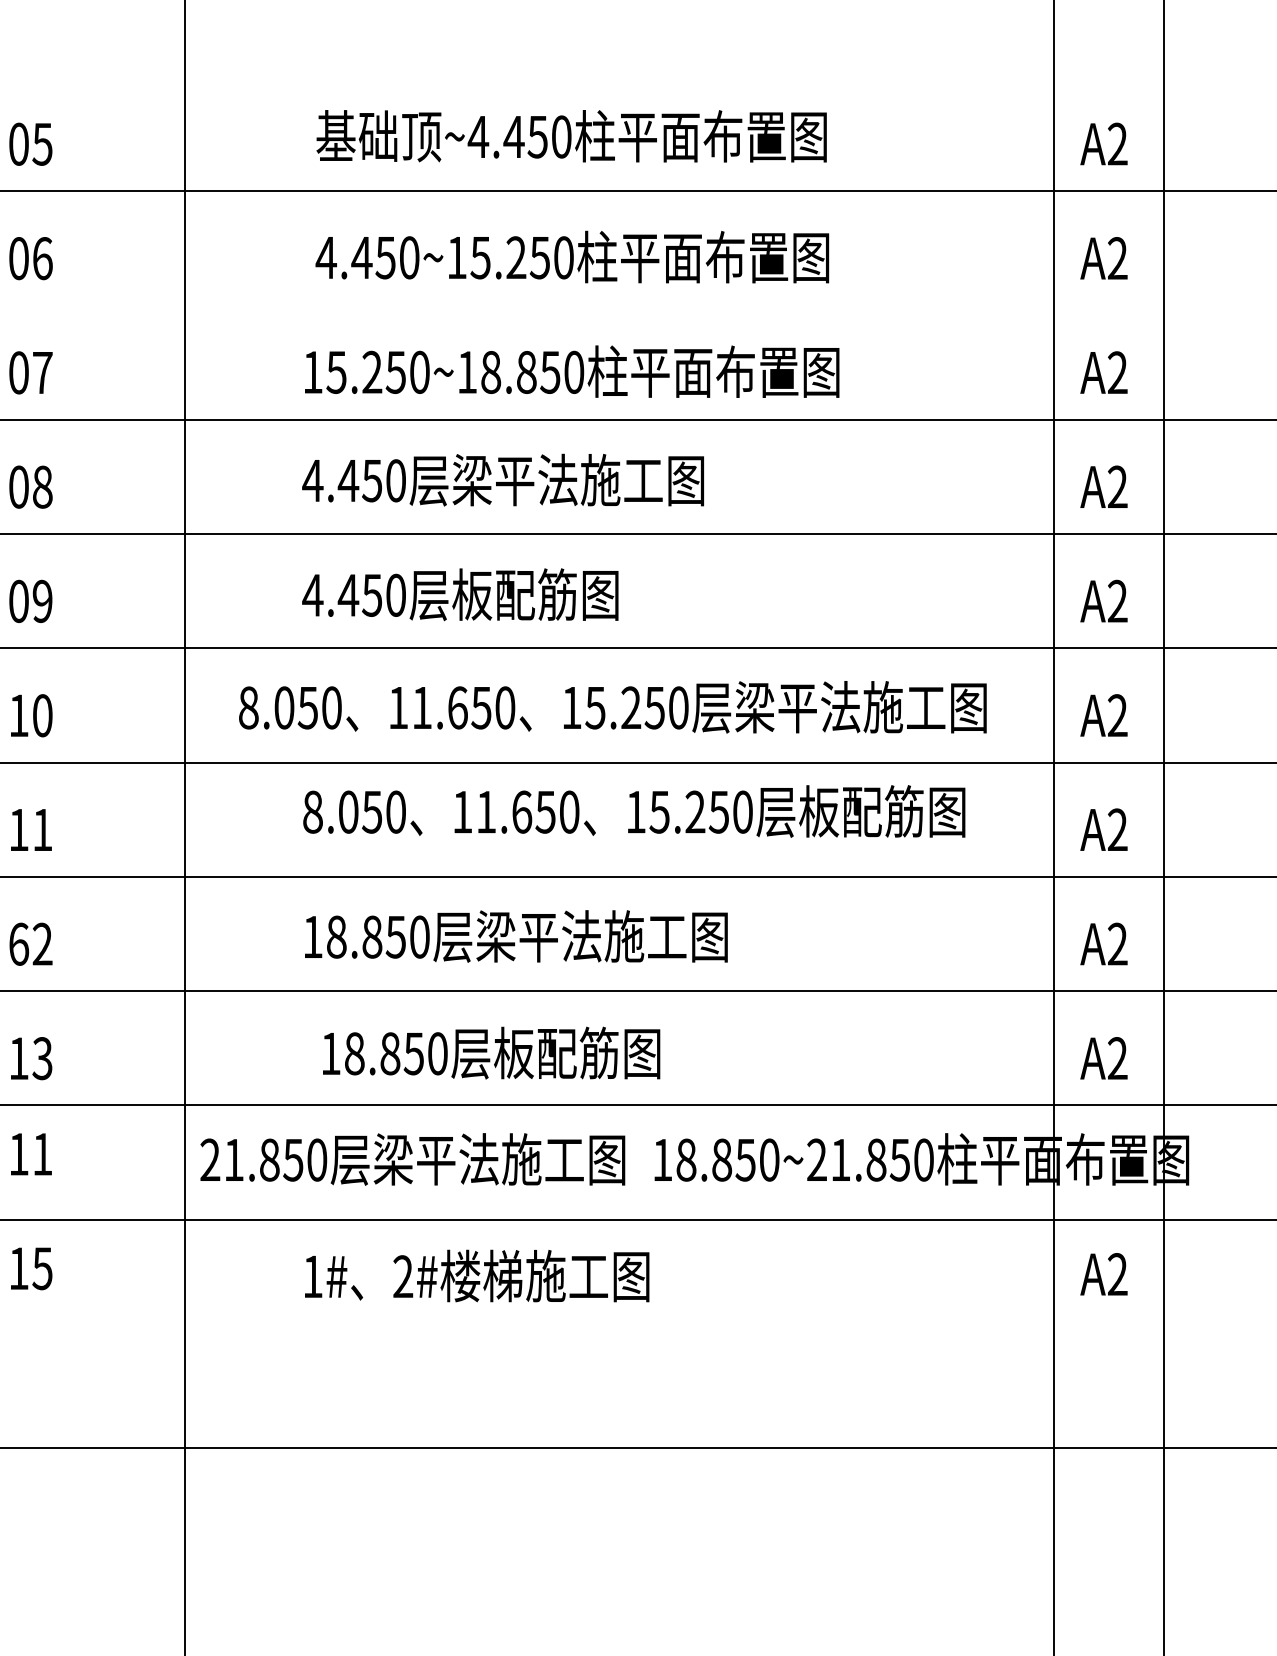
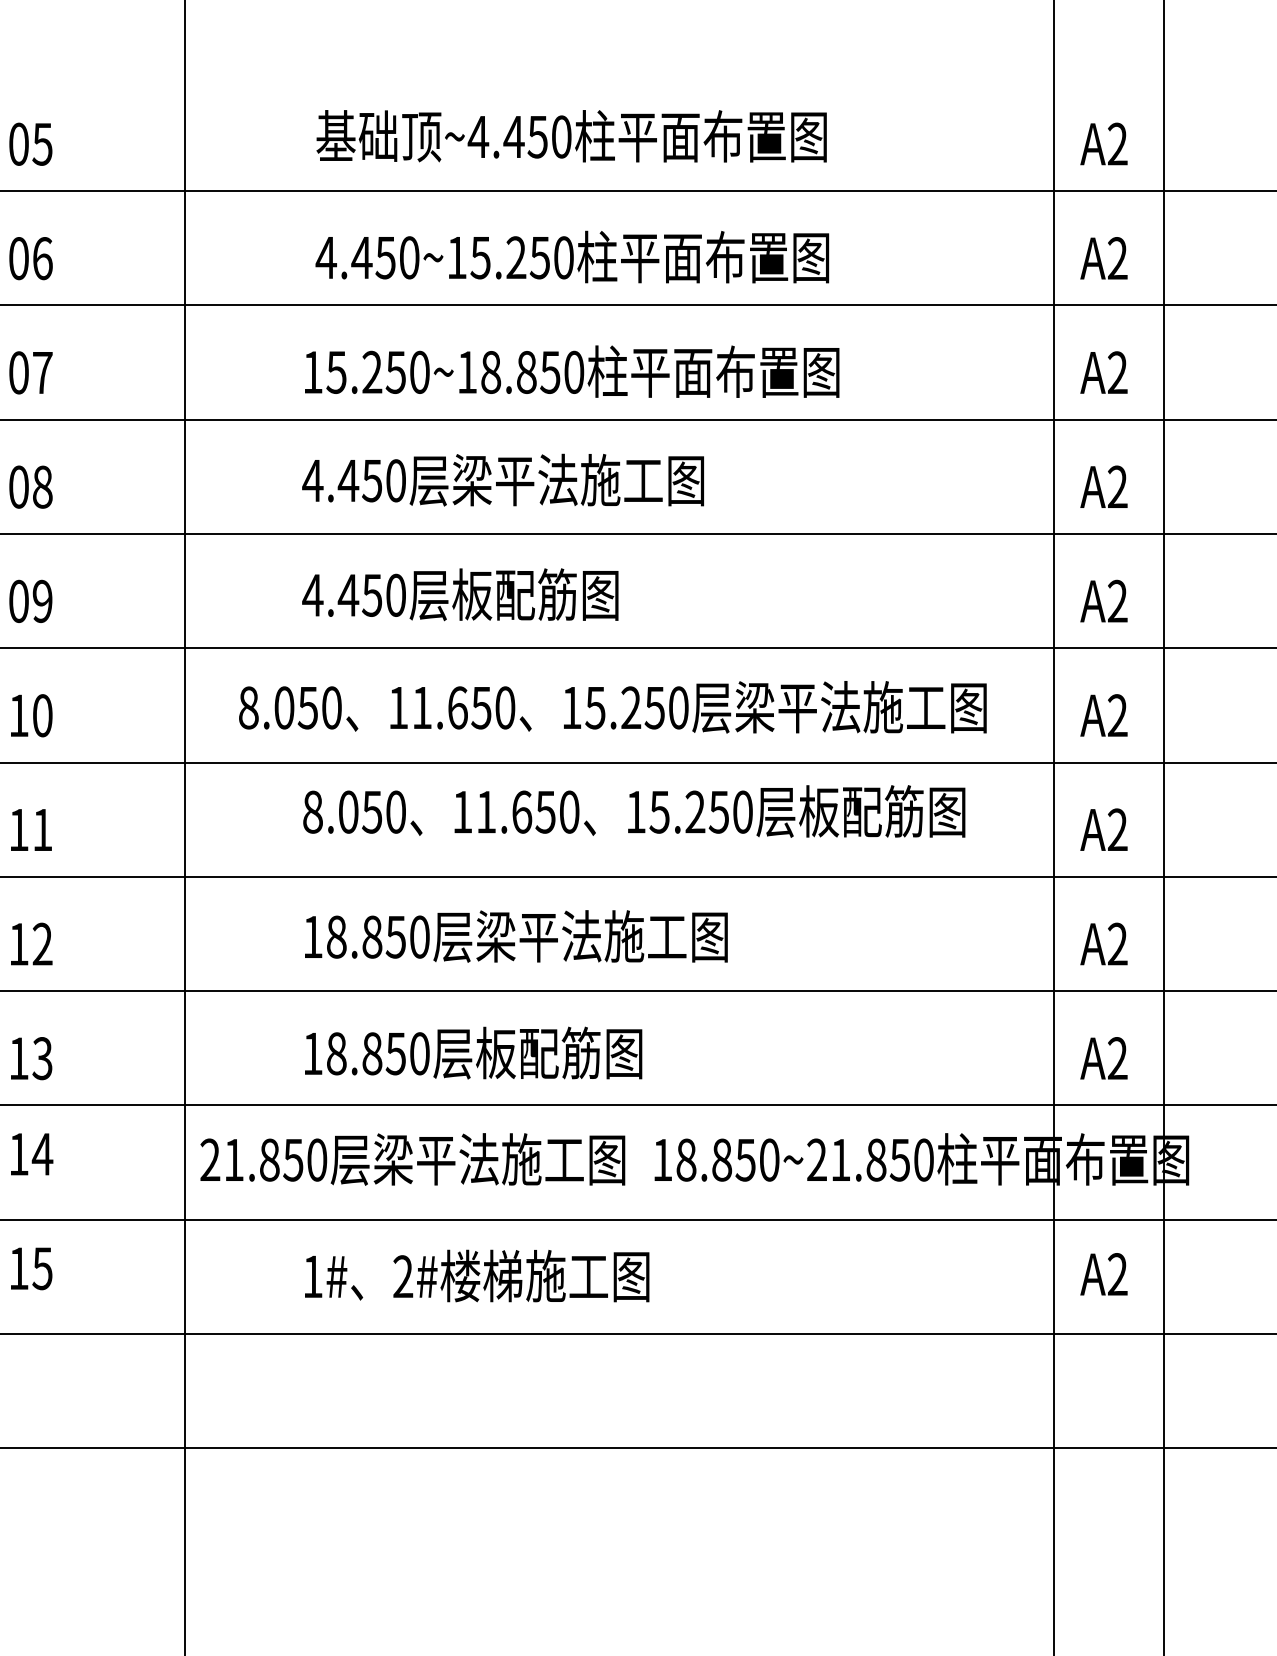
line: none -> present (637, 305)
text: 62 -> 12 (19, 943)
text position: (491, 1052) -> (473, 1052) (473, 1052)
text: 11 -> 14 (42, 1154)
line: none -> present (637, 1334)
